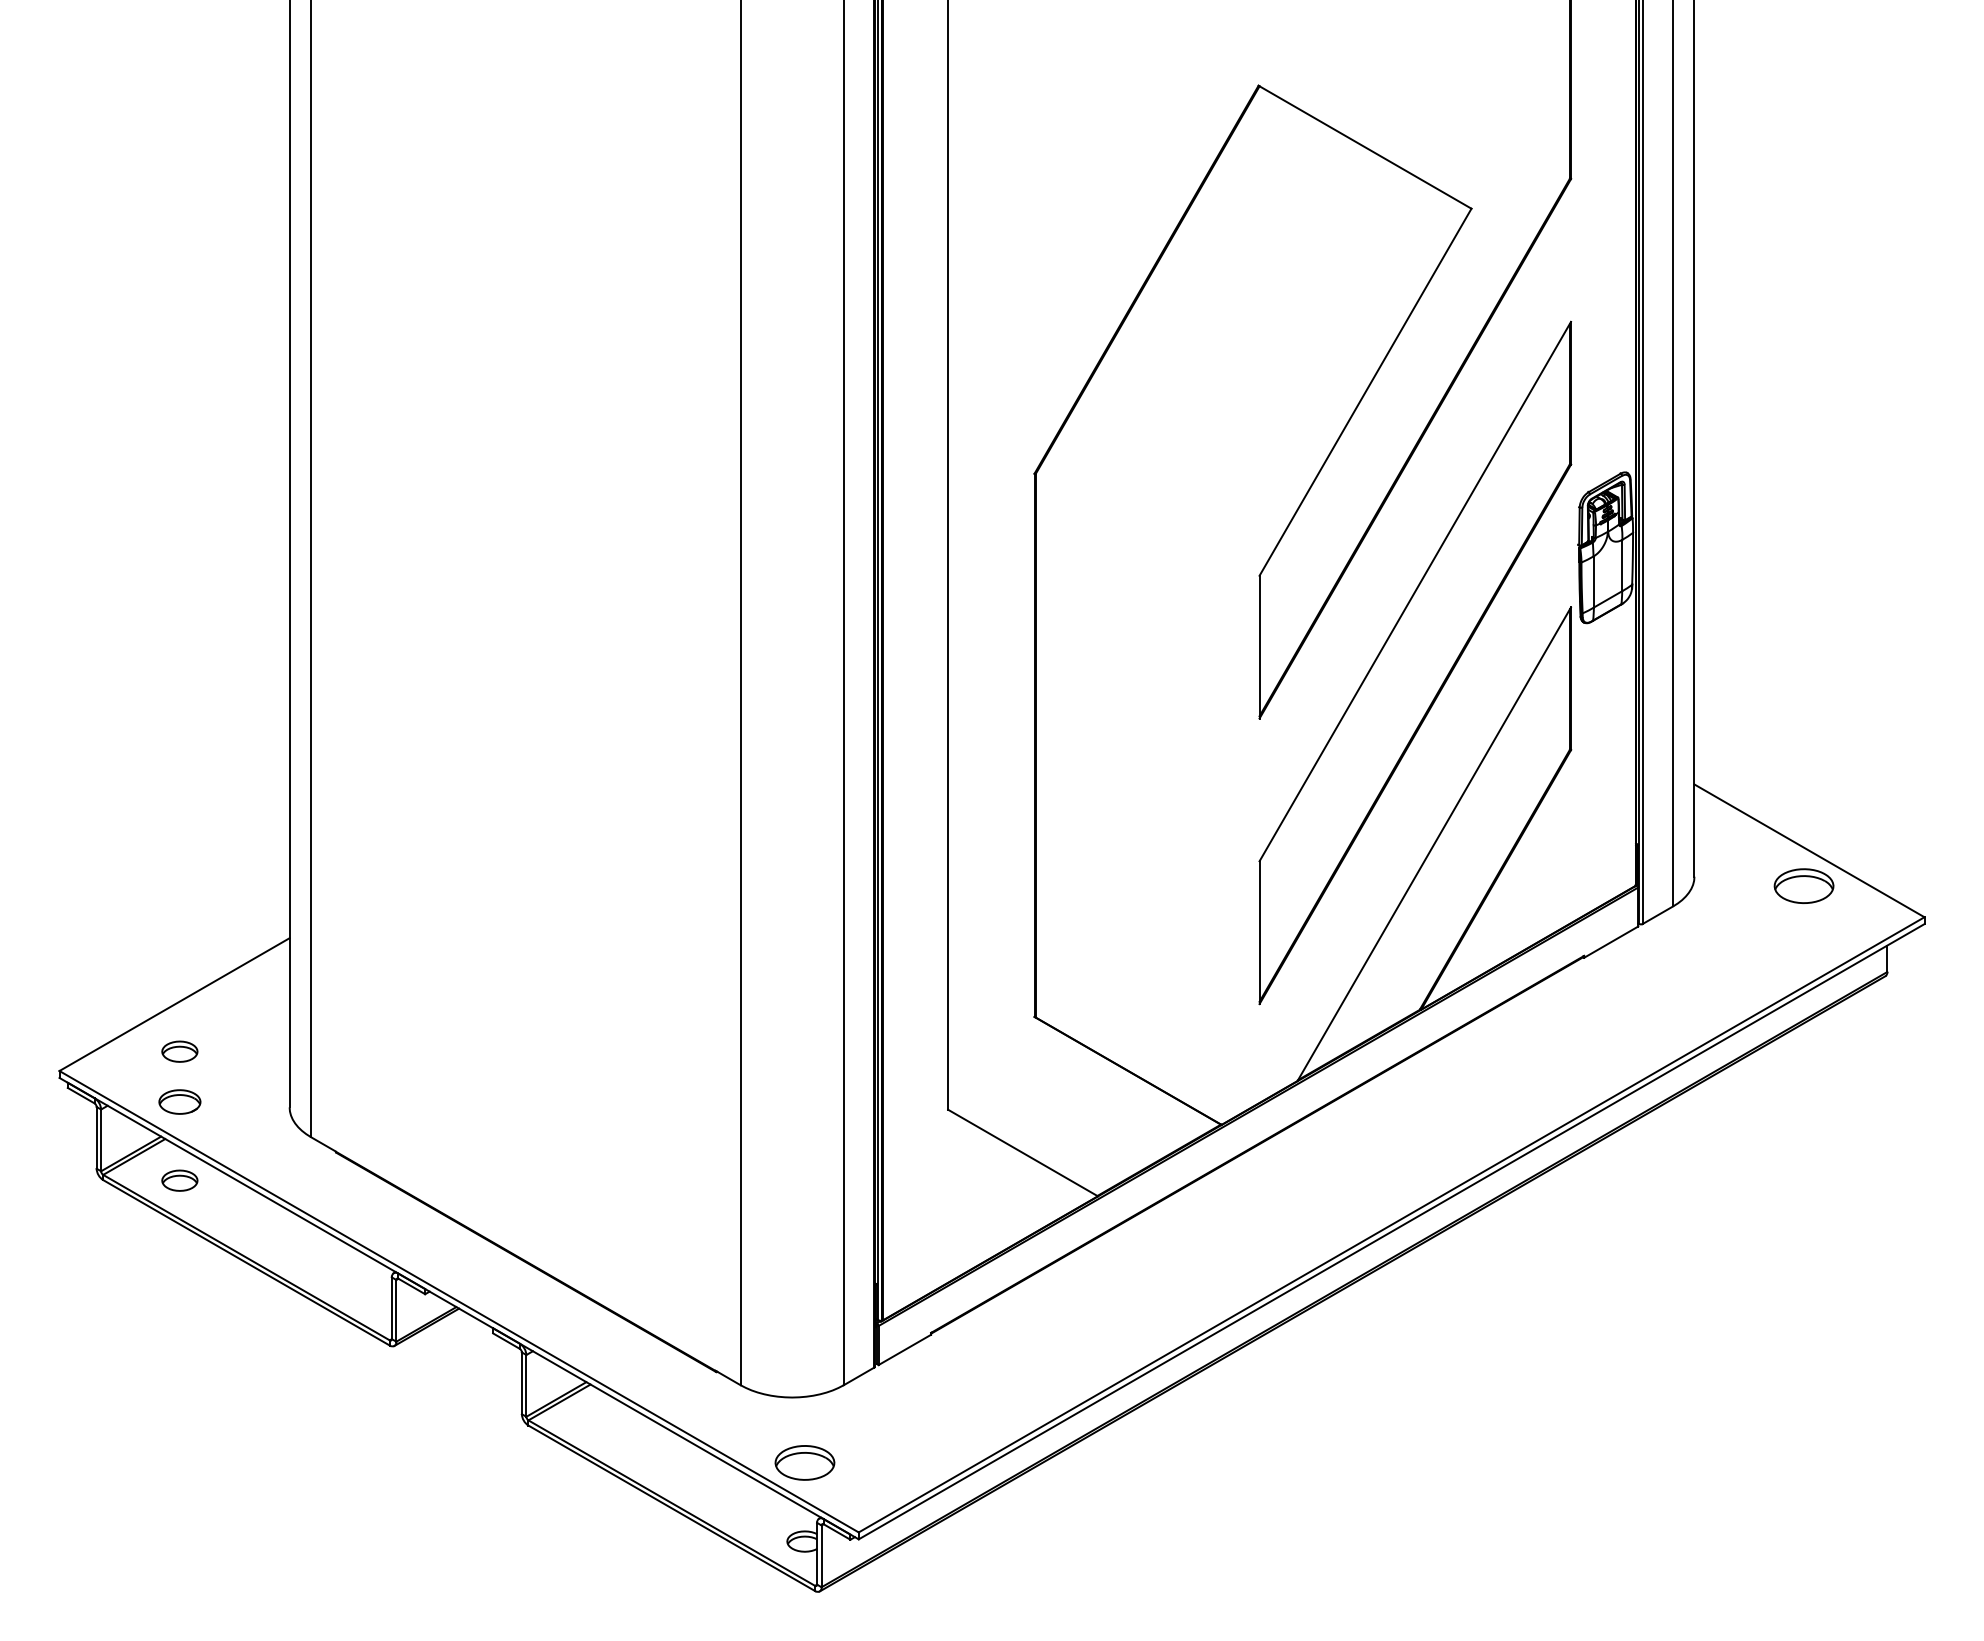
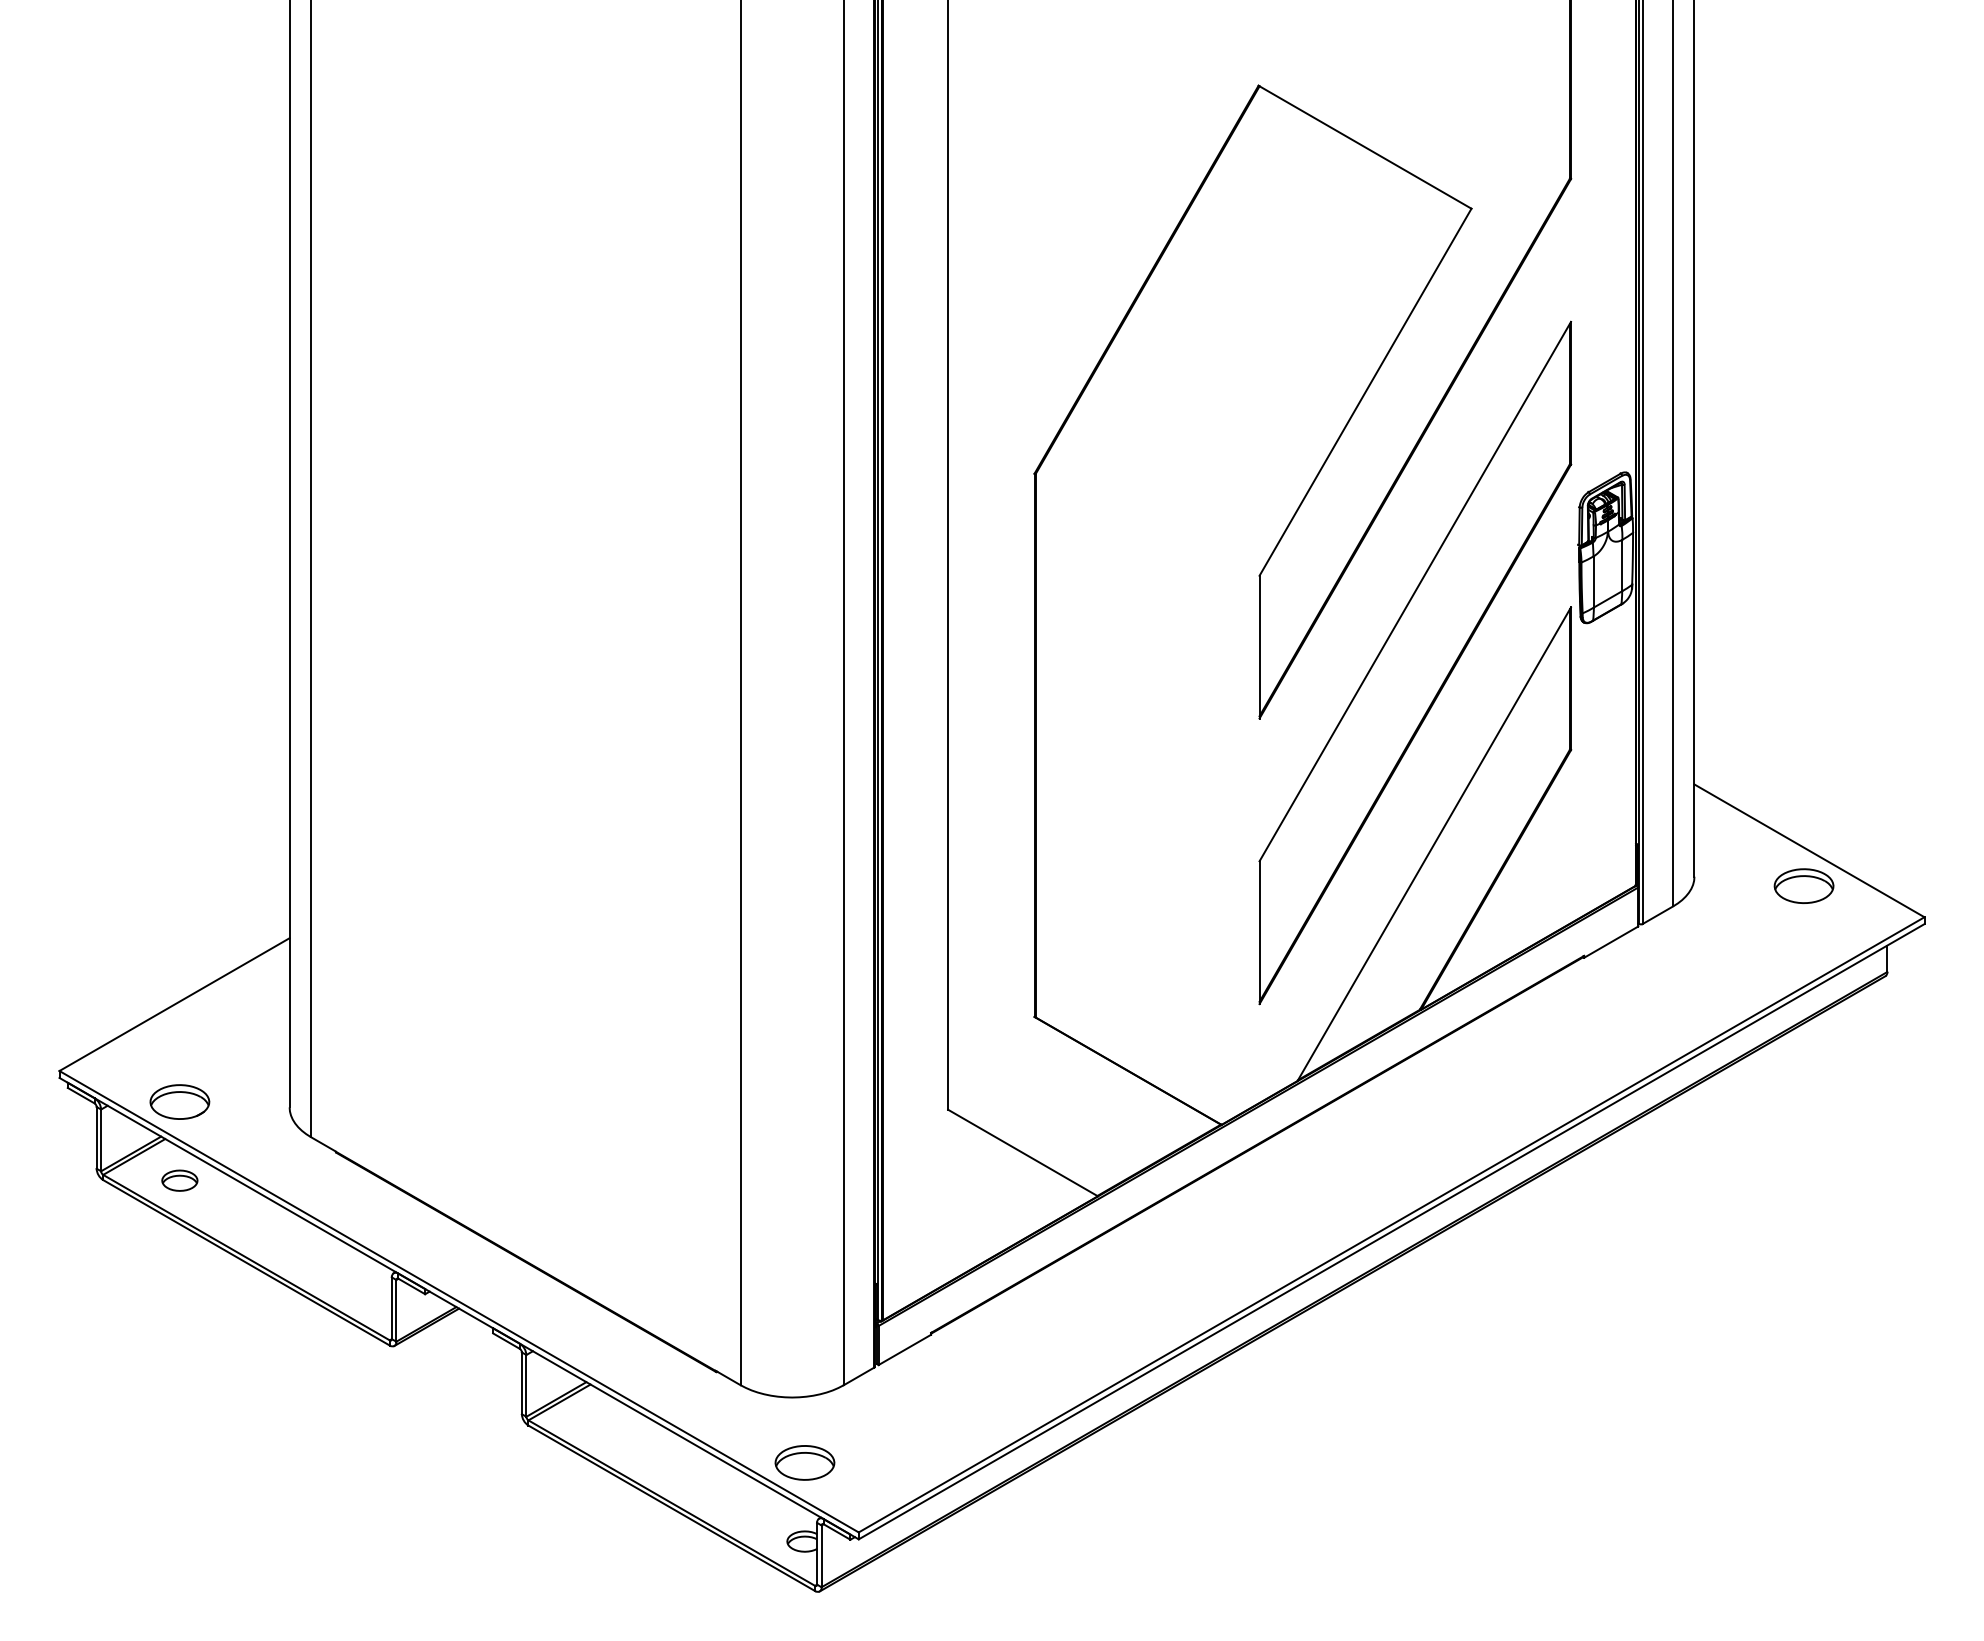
part: present -> none (179, 1051)
part size: 44x26 px -> 62x36 px (179, 1101)
